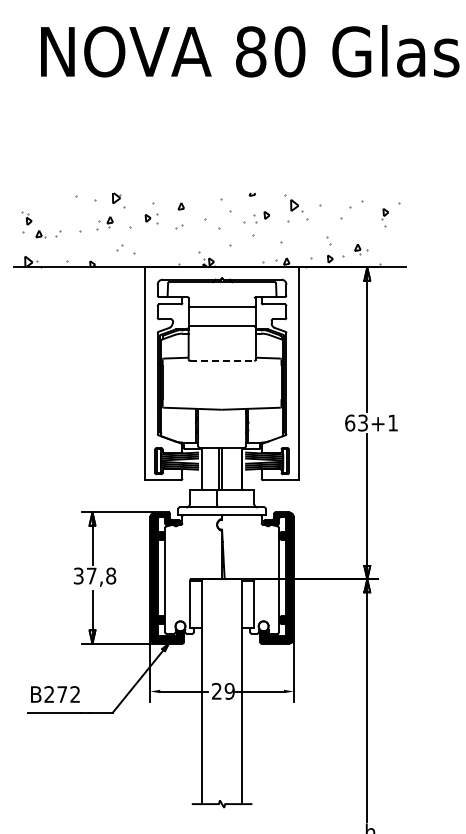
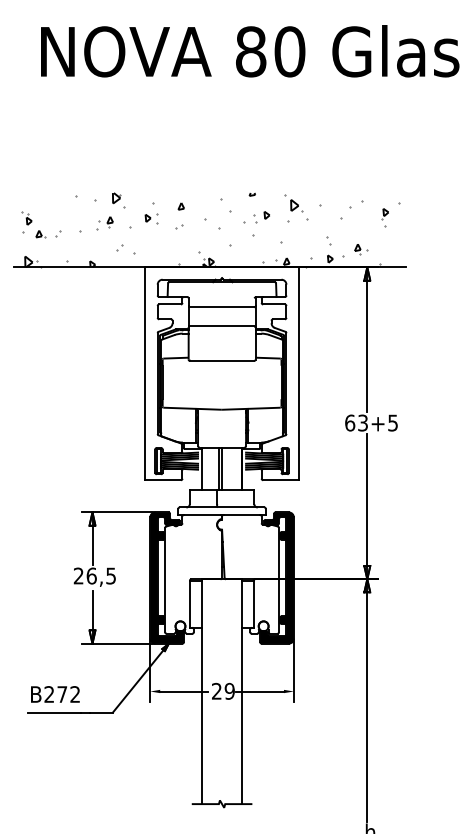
line: dashed -> solid (222, 360)
text: +1 -> +5 (392, 422)
text: 37,8 -> 26,5 (95, 575)
